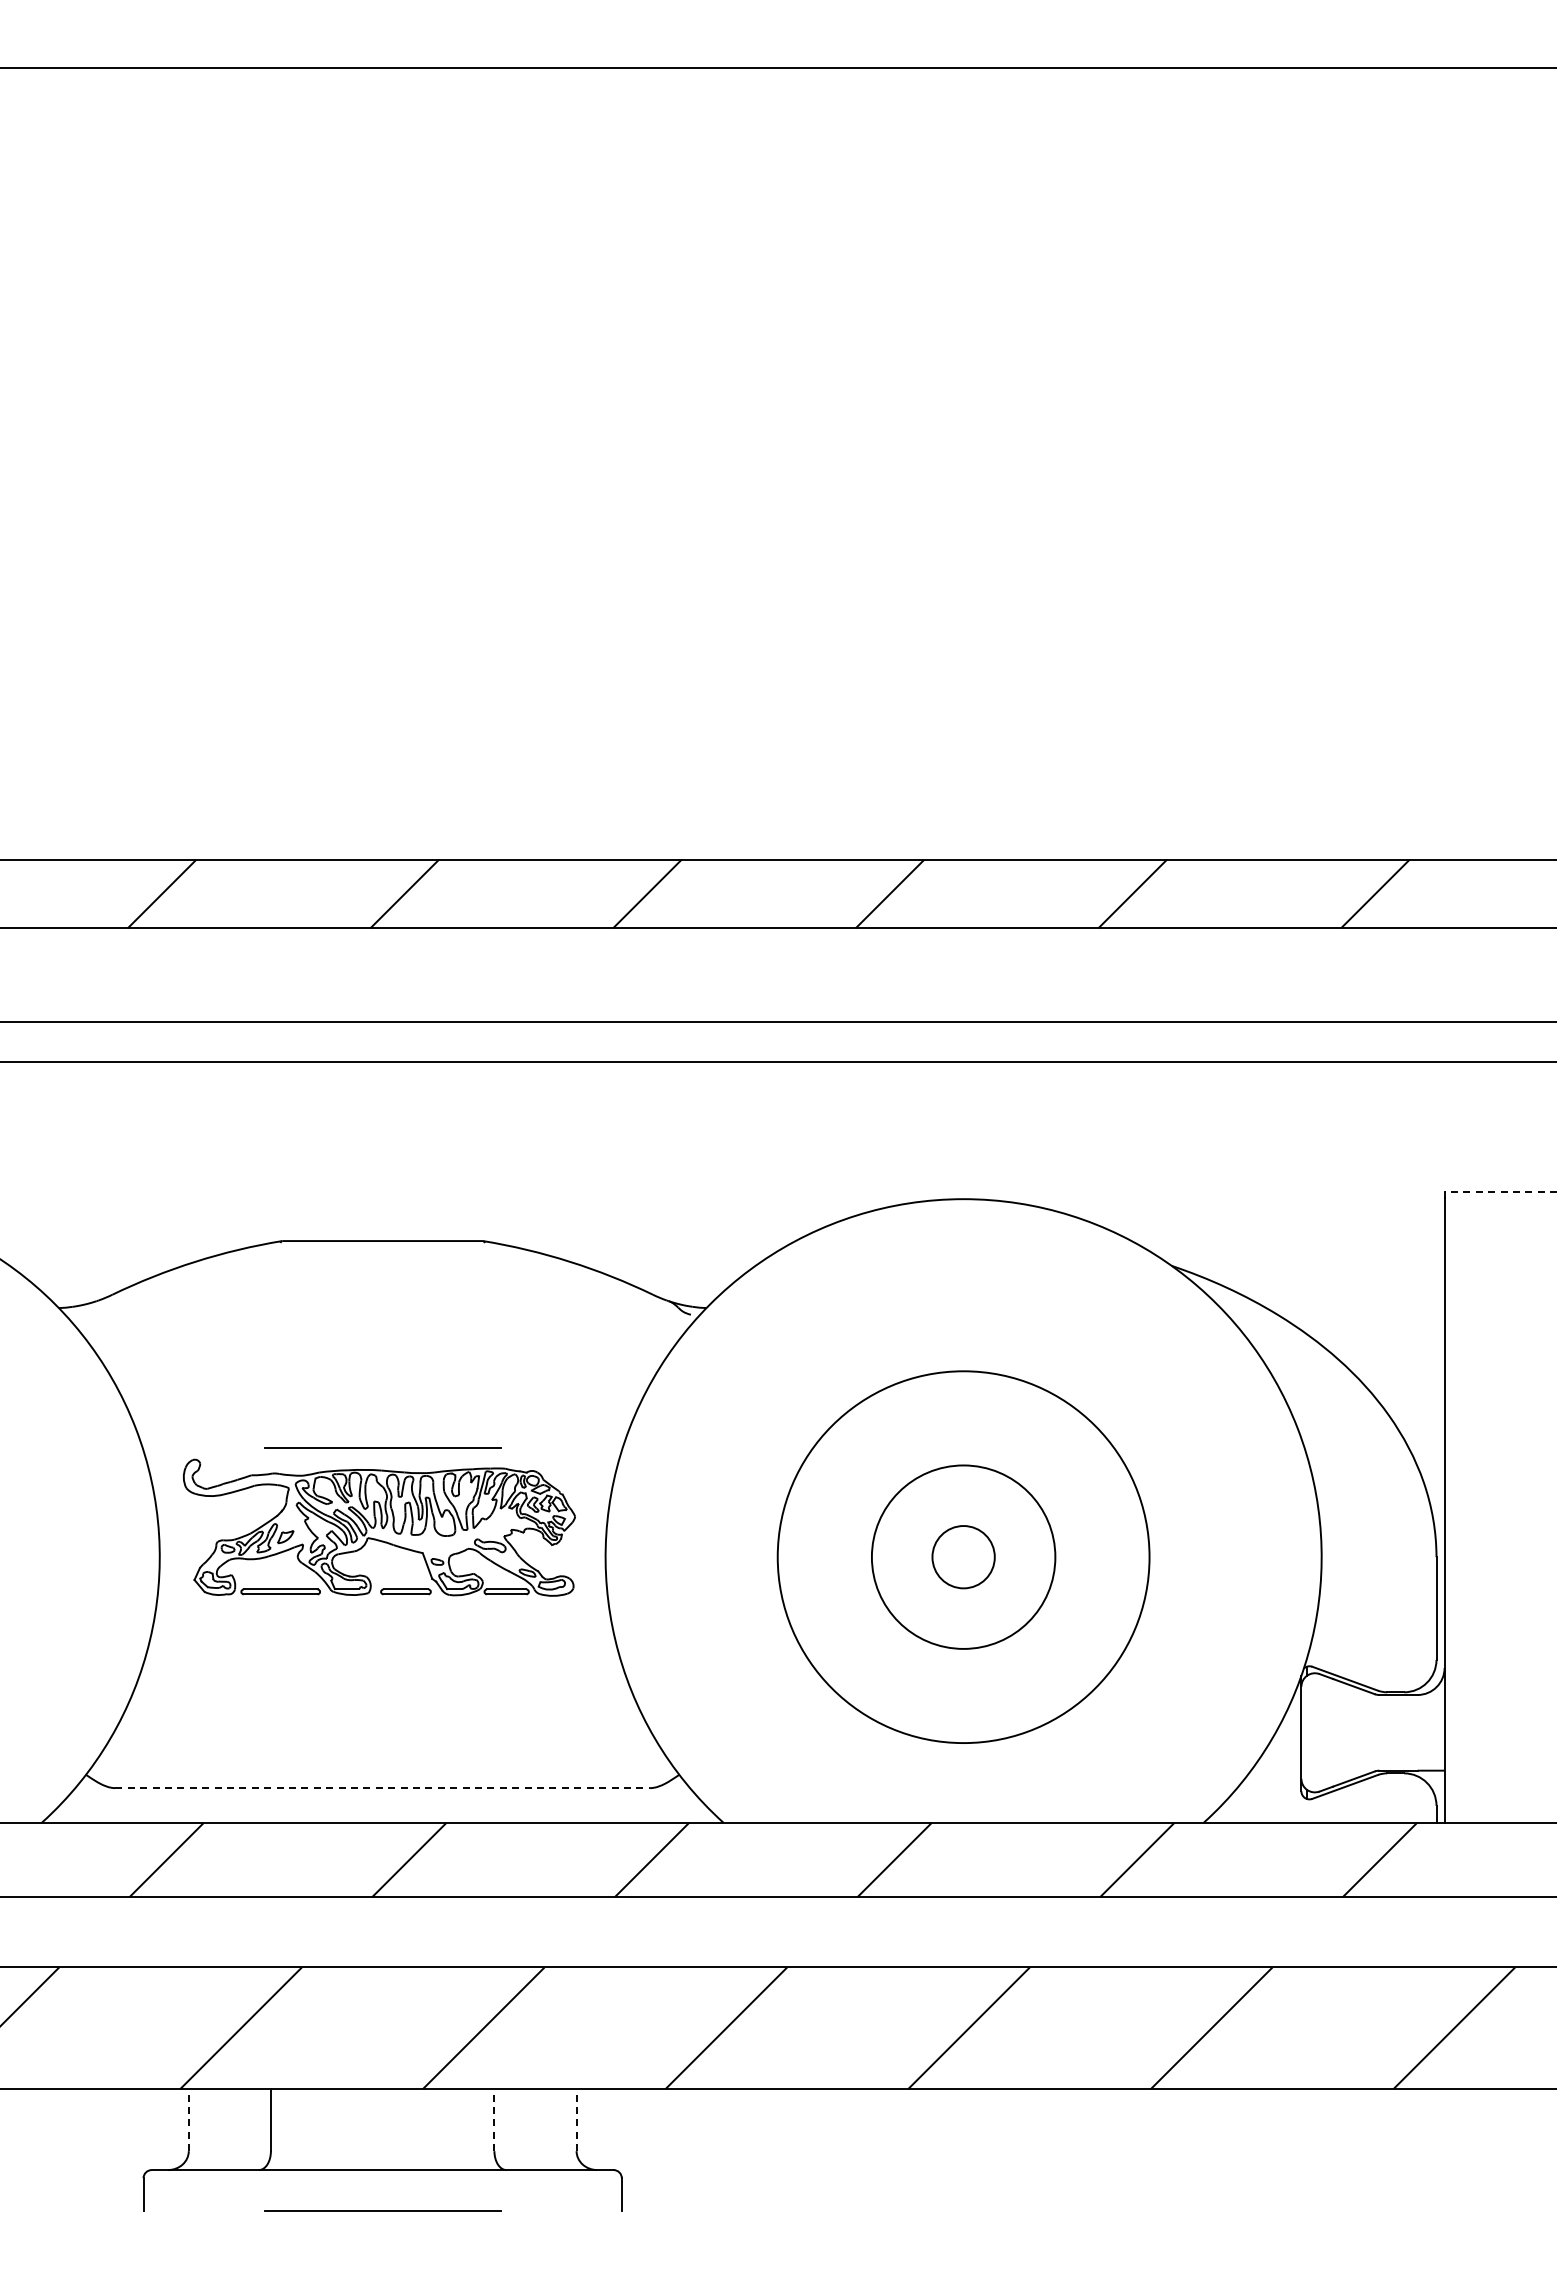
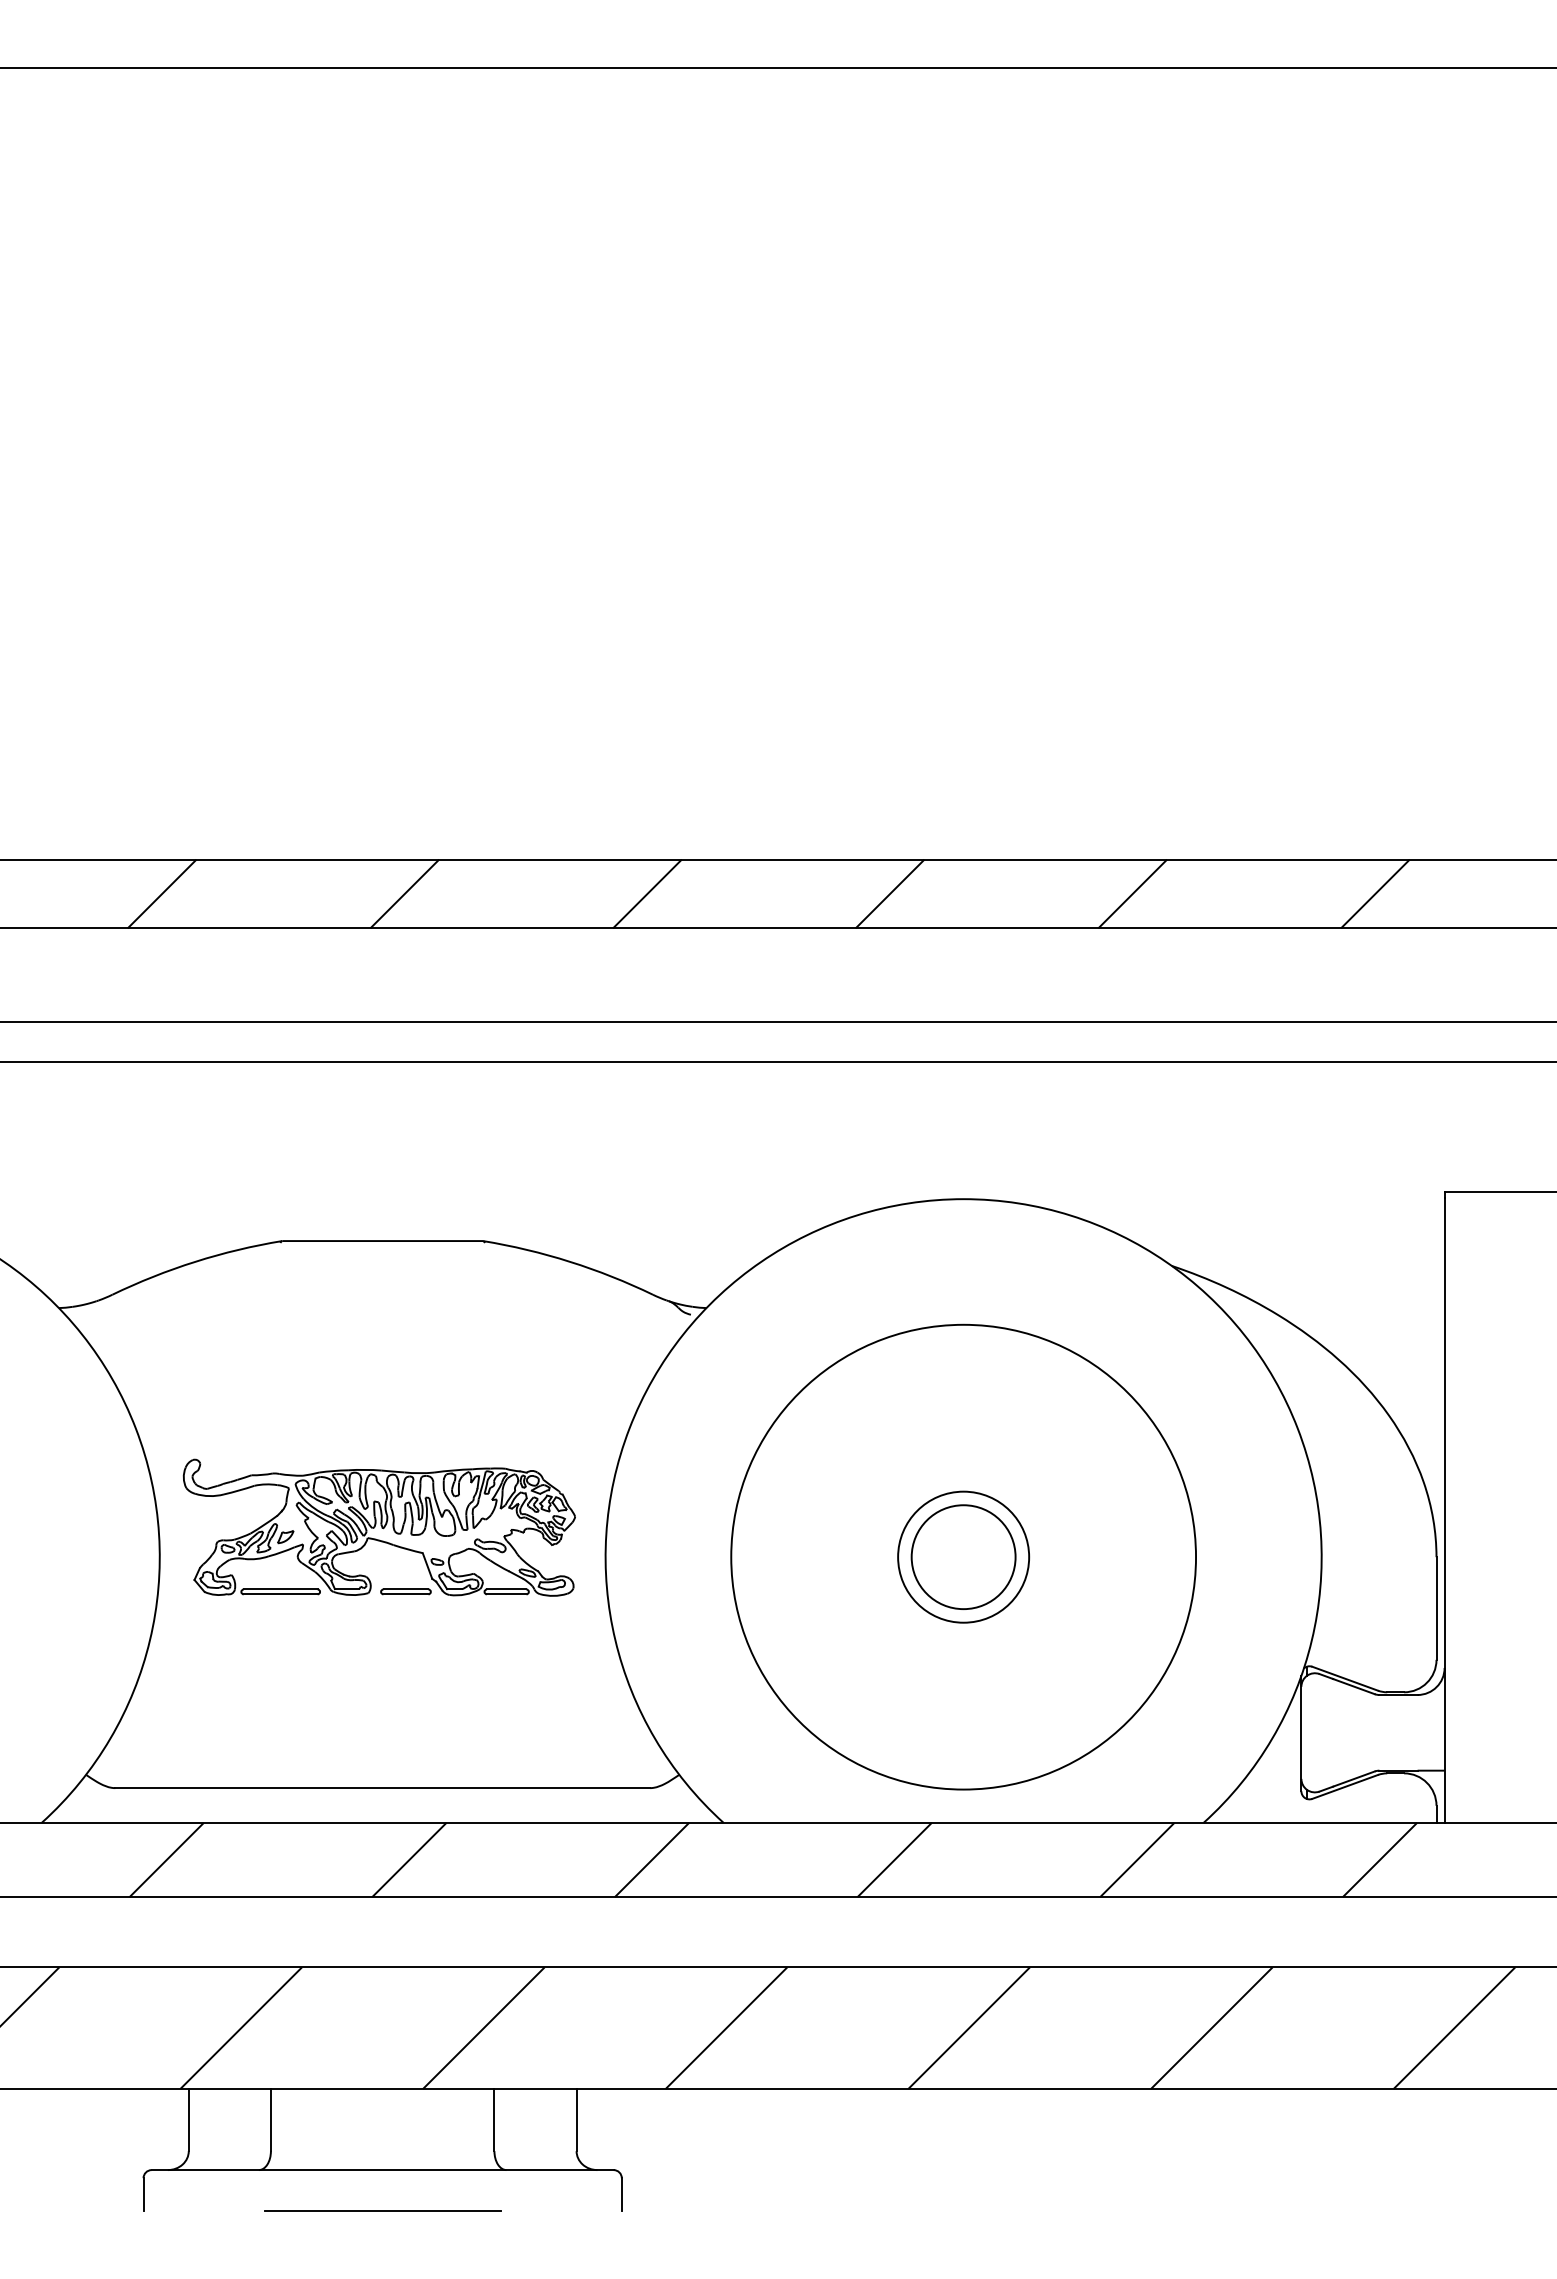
line: dashed -> solid (1499, 1192)
line: present -> none (382, 1447)
circle diameter: 183 px -> 131 px (963, 1556)
circle diameter: 372 px -> 465 px (963, 1556)
circle diameter: 62 px -> 104 px (963, 1557)
line: dashed -> solid (383, 1788)
line: dashed -> solid (188, 2119)
line: dashed -> solid (494, 2119)
line: dashed -> solid (576, 2119)
